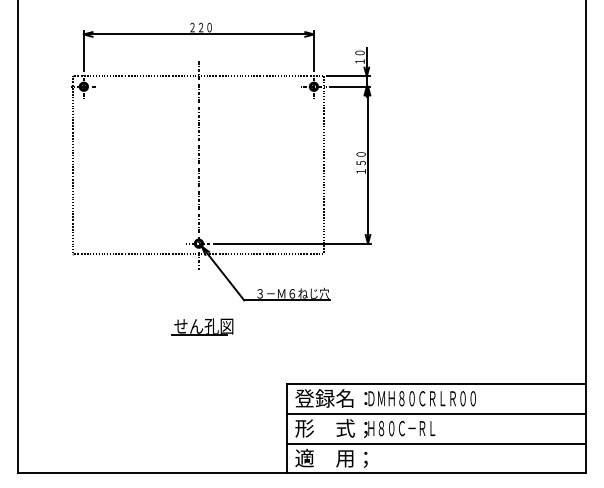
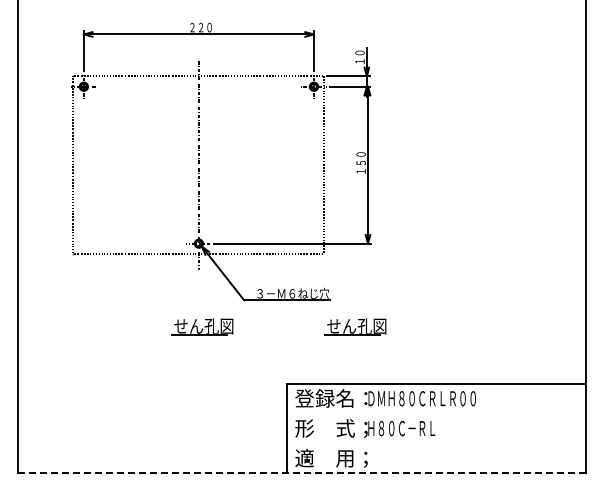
part: none -> present (355, 326)
line: present -> none (436, 413)
line: present -> none (436, 443)
line: solid -> dashed (302, 473)
